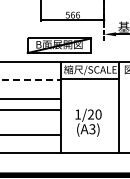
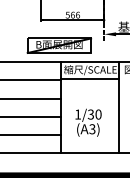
line: dashed -> solid (30, 80)
line position: (31, 109) -> (31, 116) (31, 116)
text: 1/20 -> 1/30 (90, 114)
